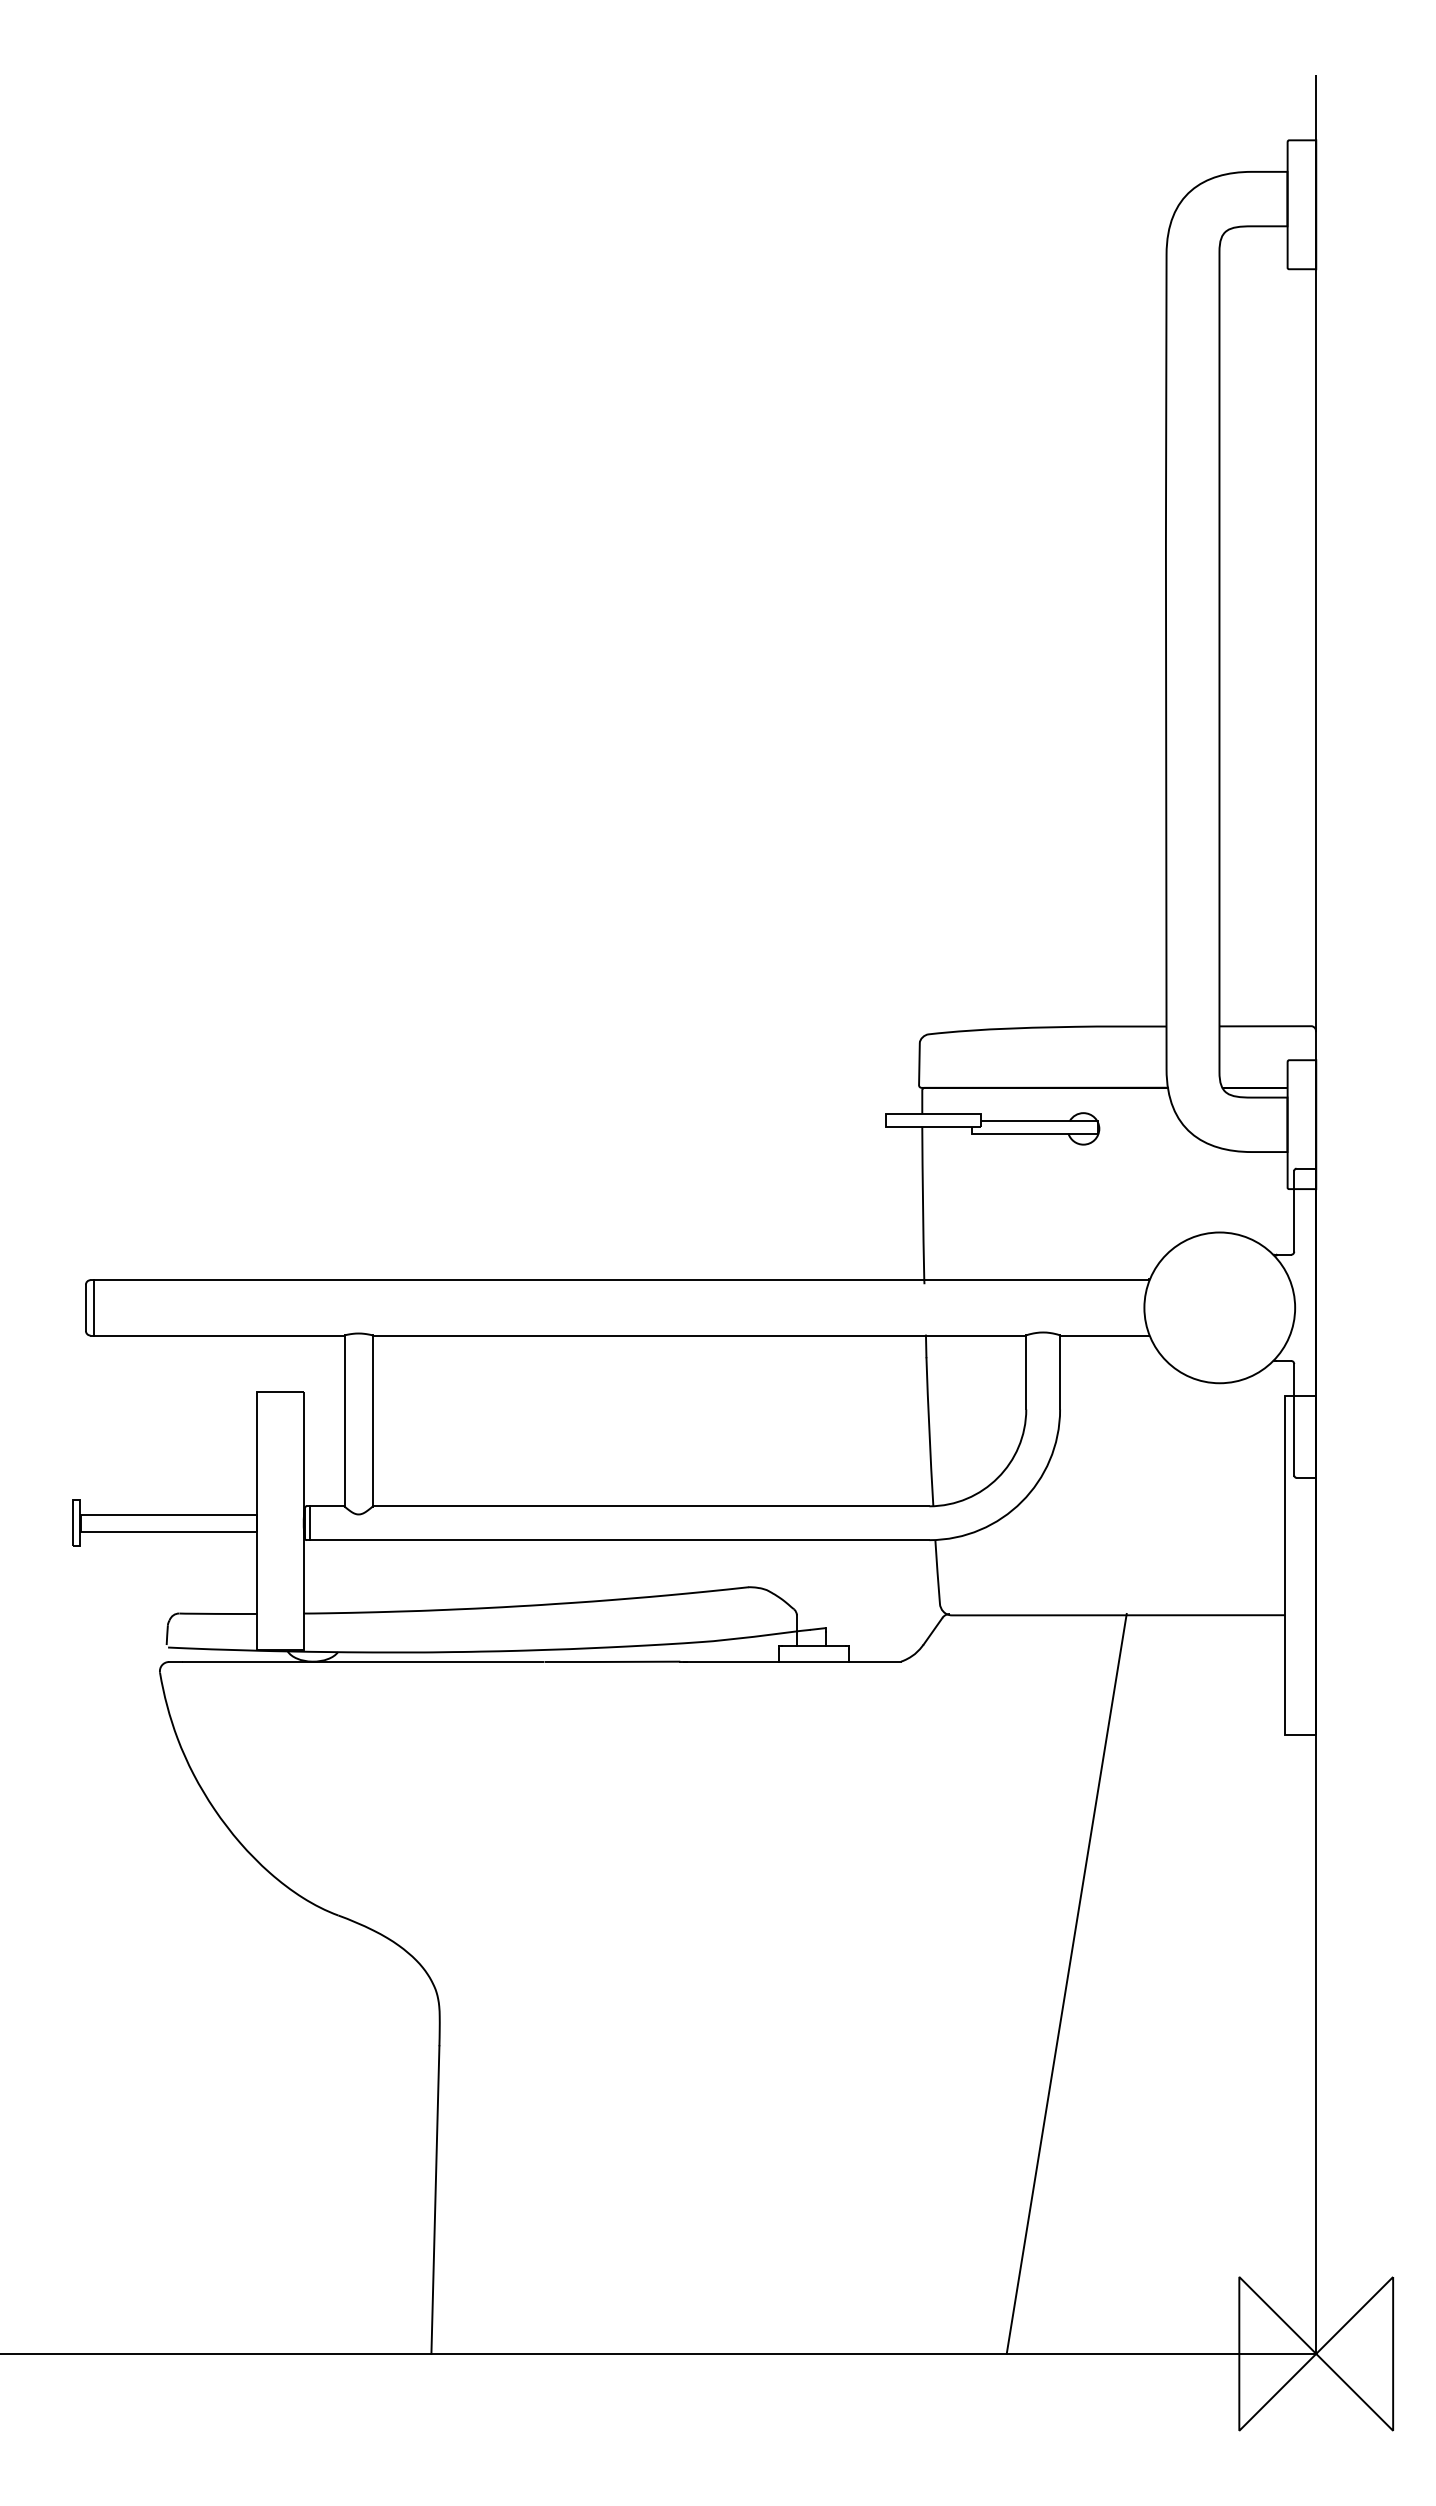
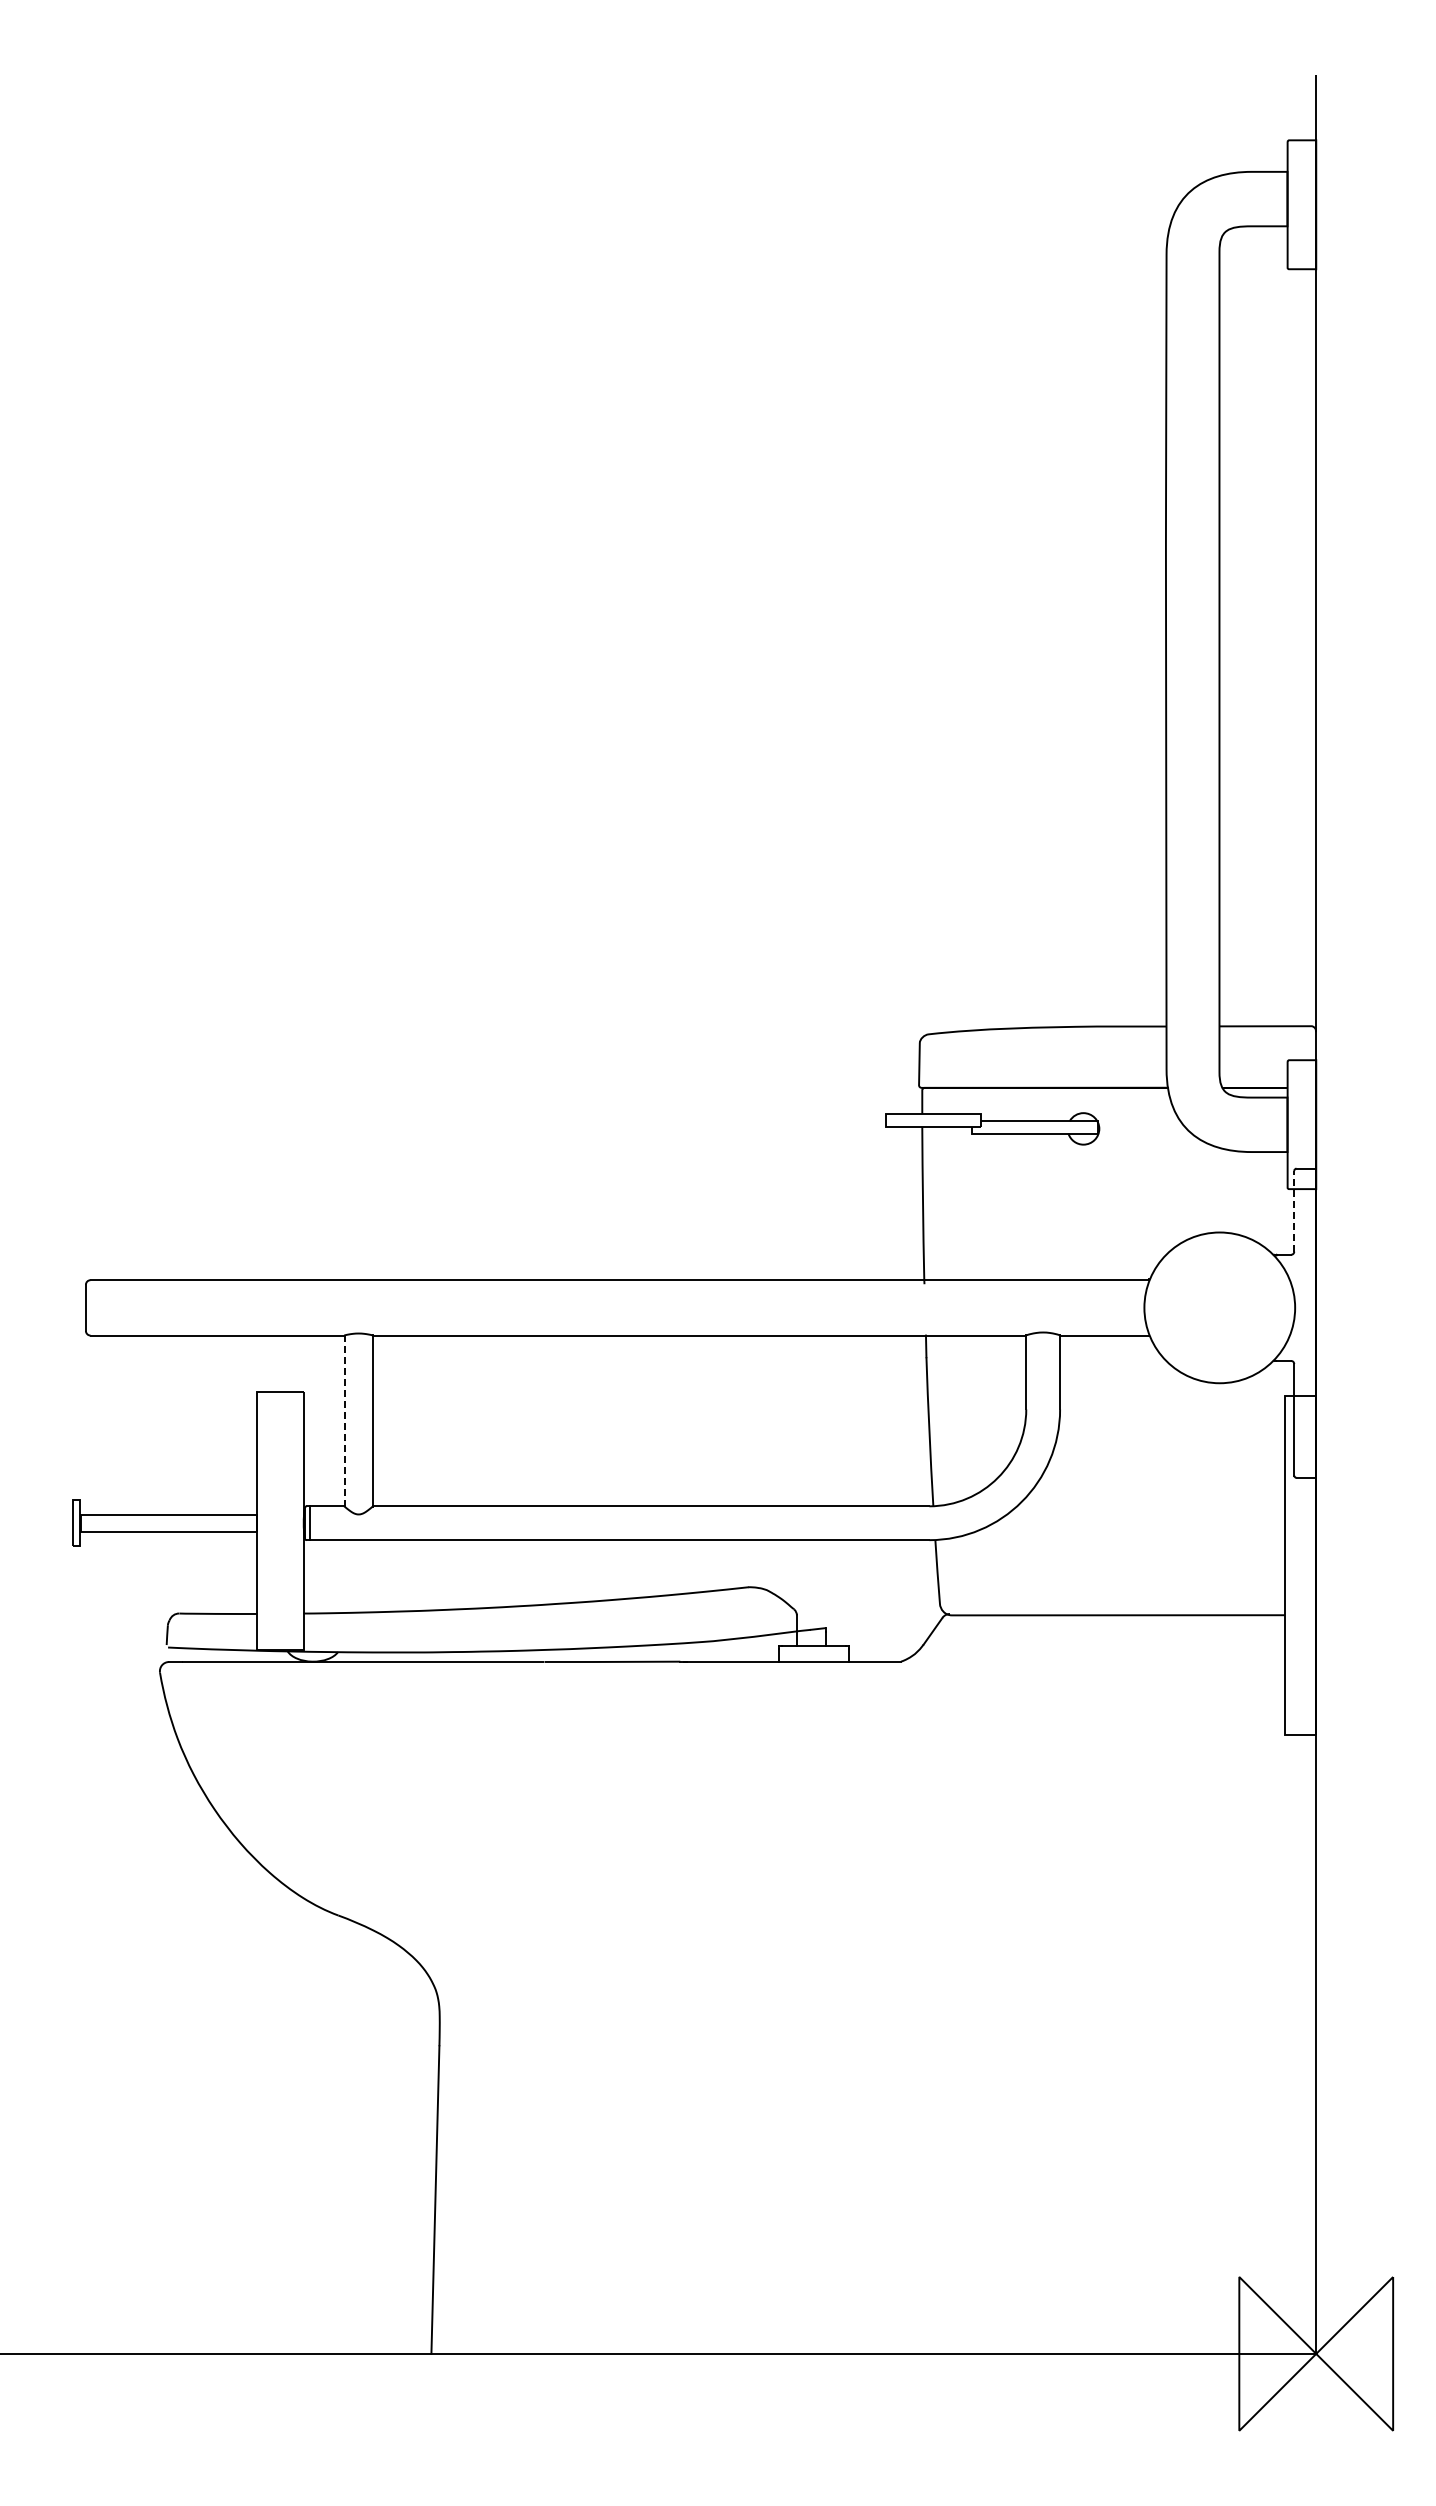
line: solid -> dashed (1294, 1210)
line: present -> none (93, 1307)
line: solid -> dashed (344, 1421)
line: present -> none (1066, 1983)
